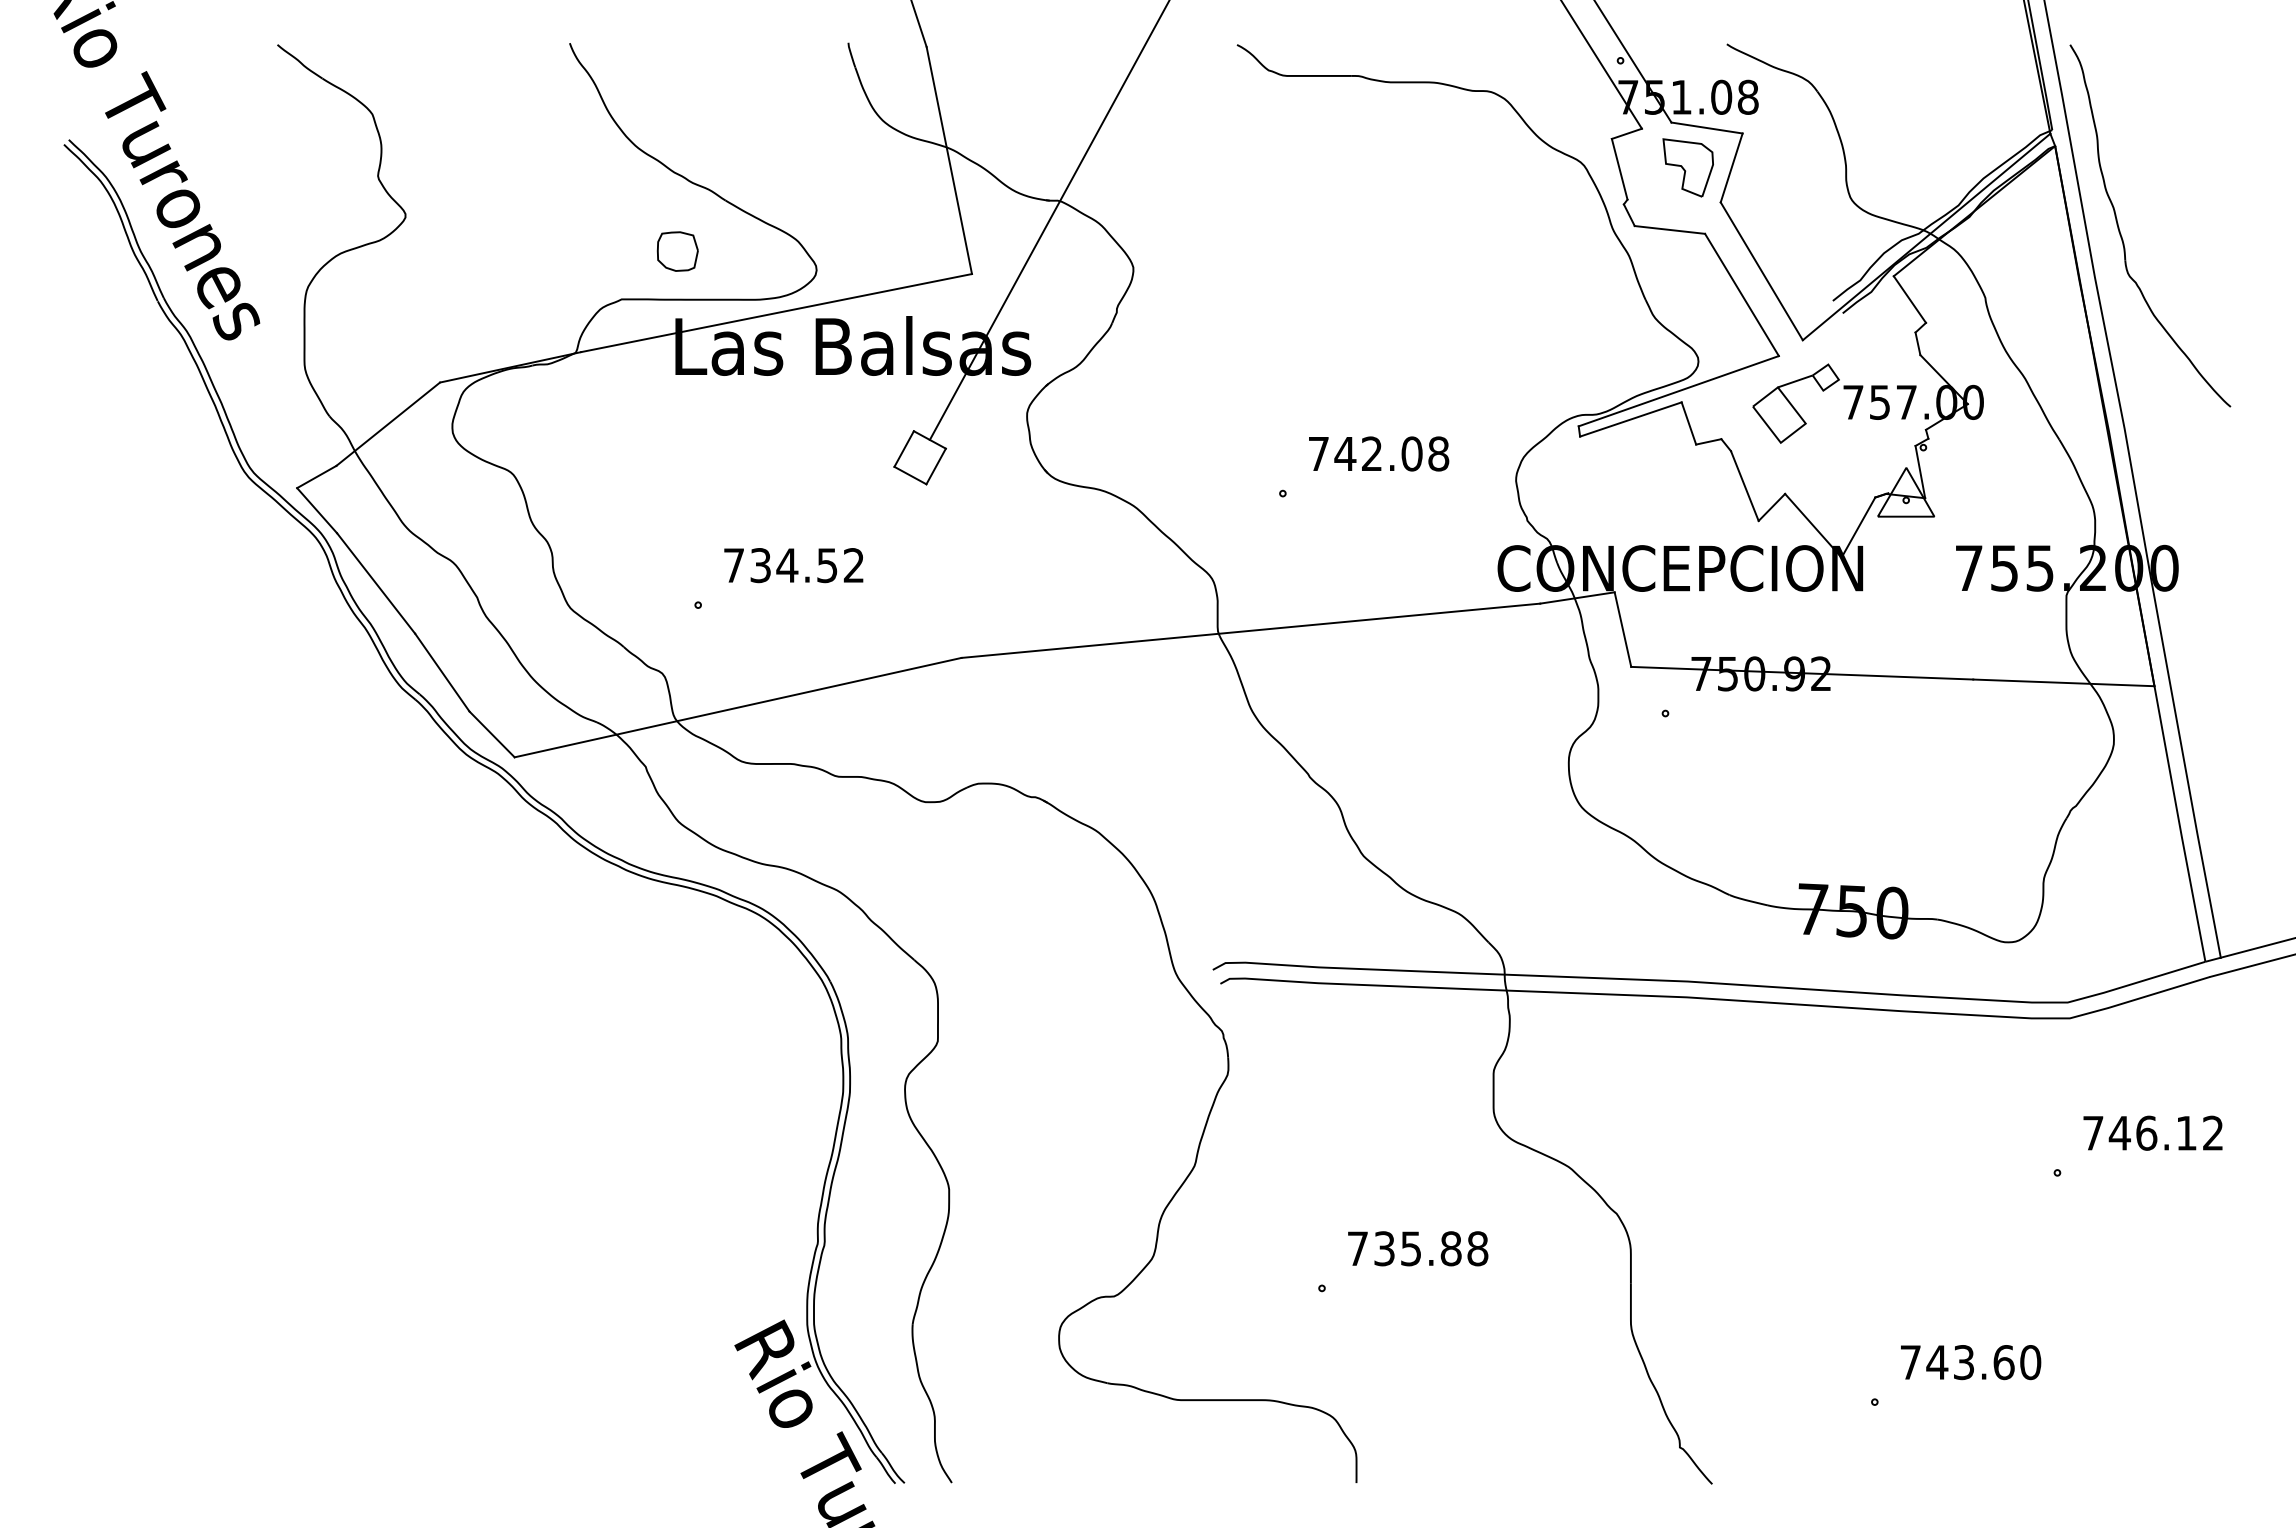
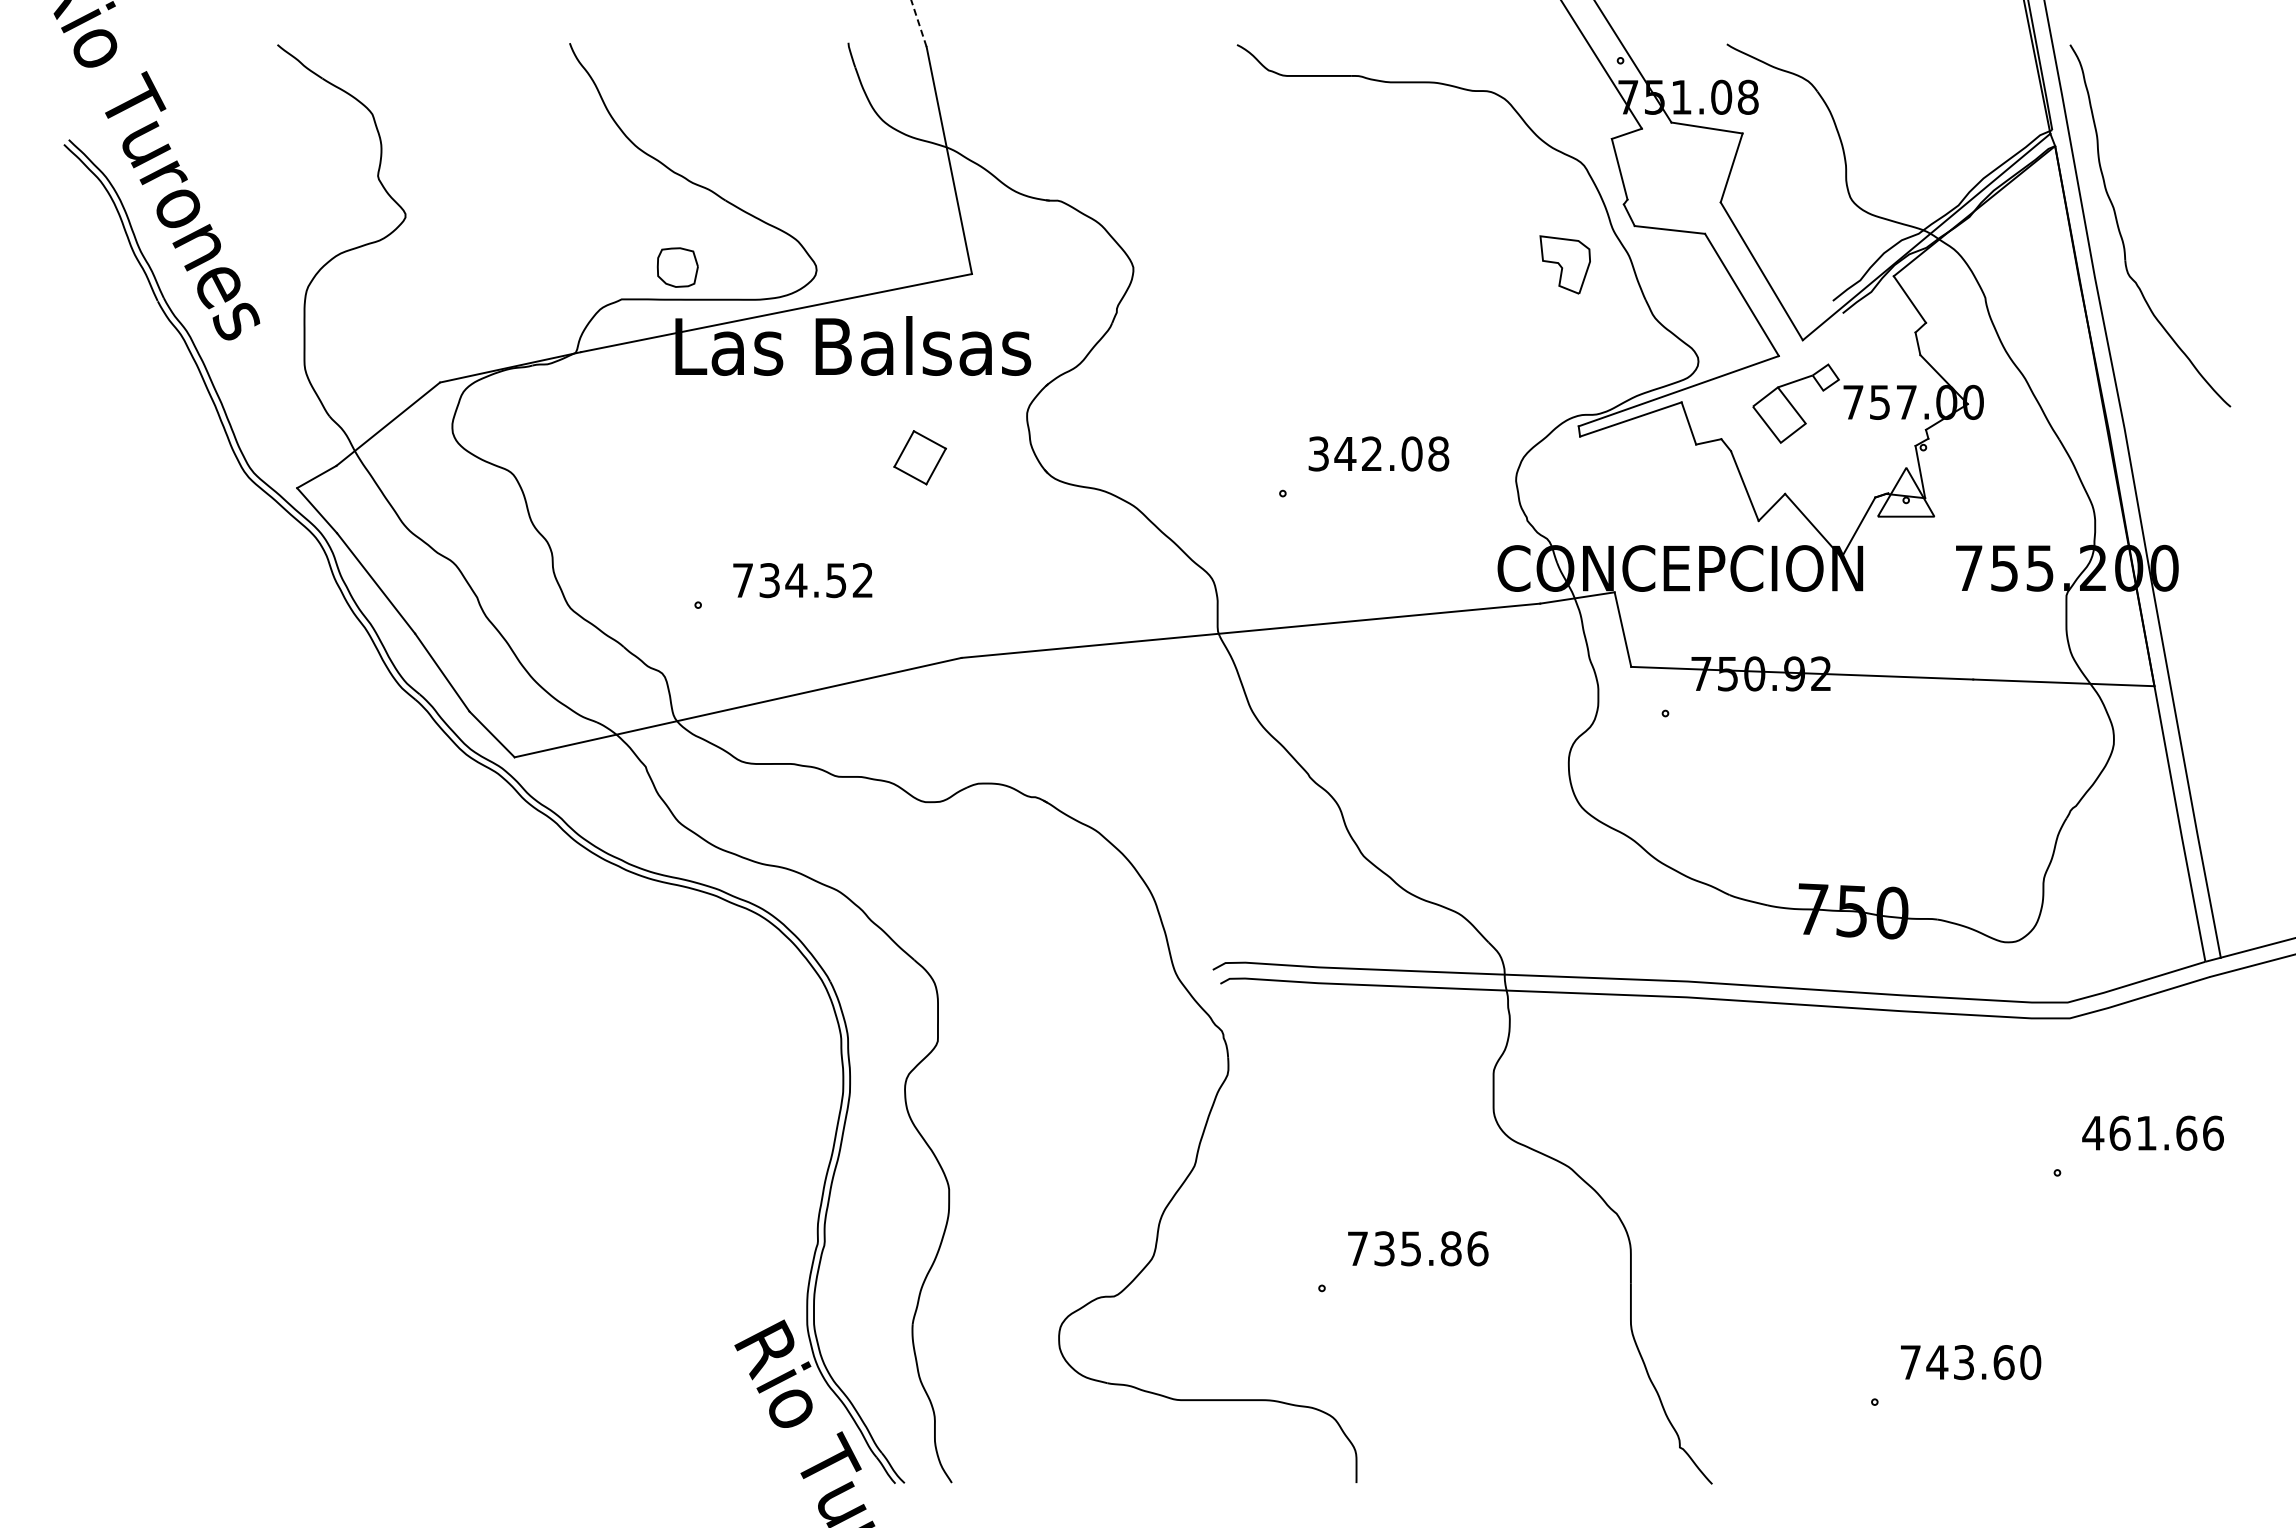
line: solid -> dashed (918, 23)
part position: (1687, 167) -> (1564, 264) (1564, 264)
line: present -> none (1048, 220)
part position: (677, 251) -> (677, 267) (677, 267)
text: 742.08 -> 342.08 (1318, 453)
text position: (793, 565) -> (802, 580) (802, 580)
text: 746.12 -> 461.66 (2152, 1132)
text: 735.88 -> 735.86 (1477, 1248)
